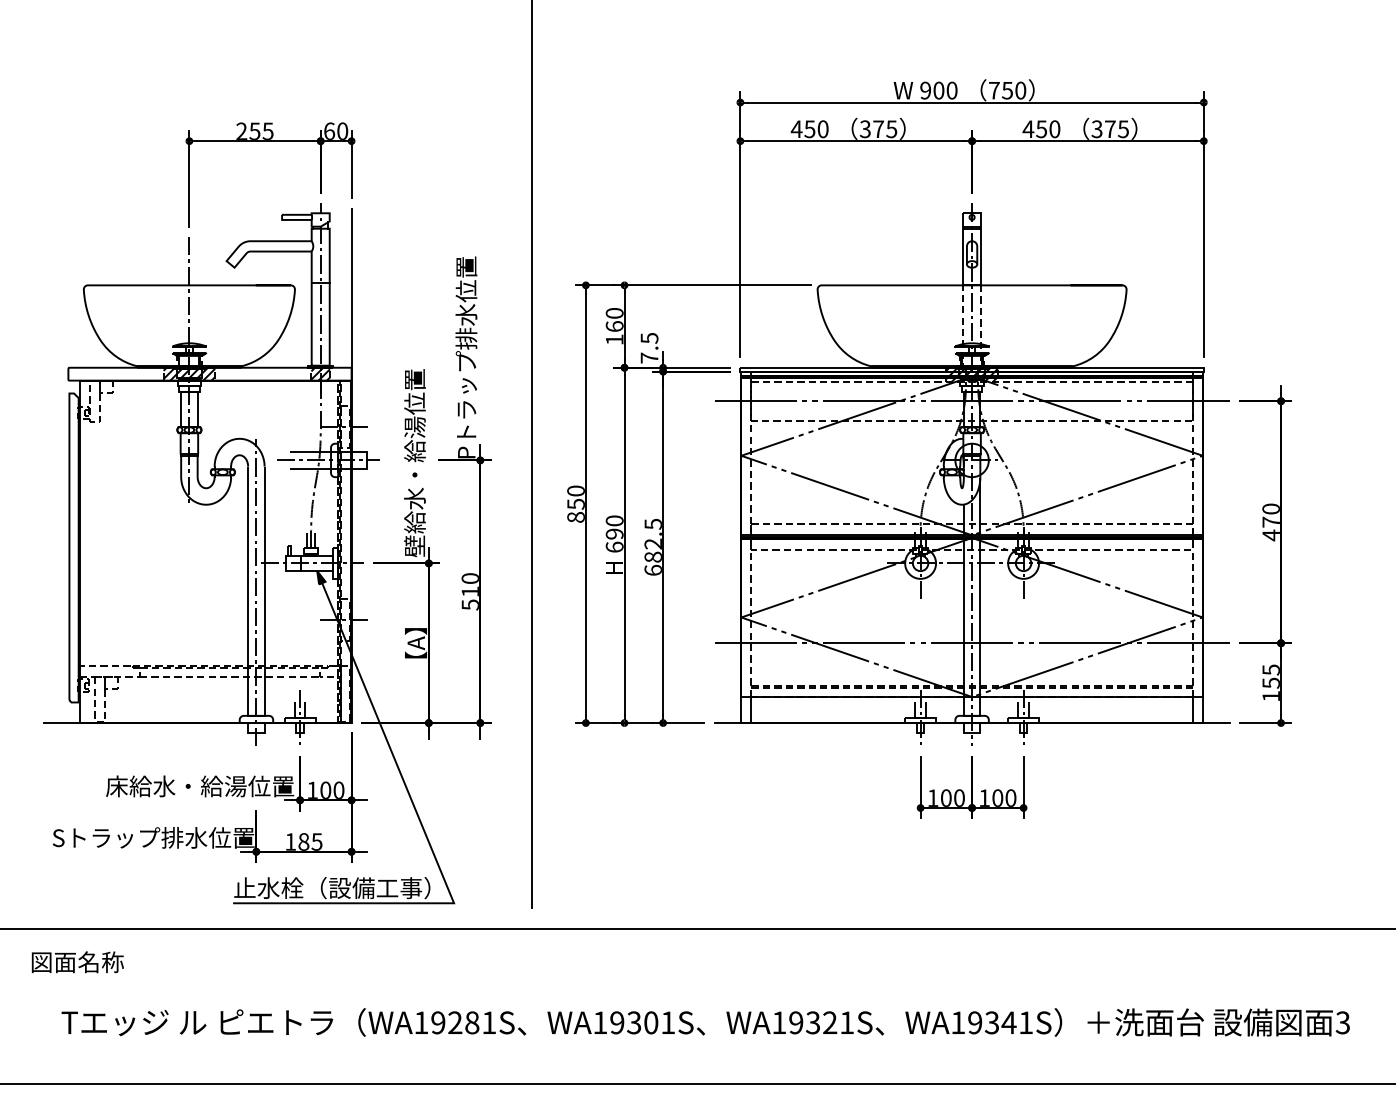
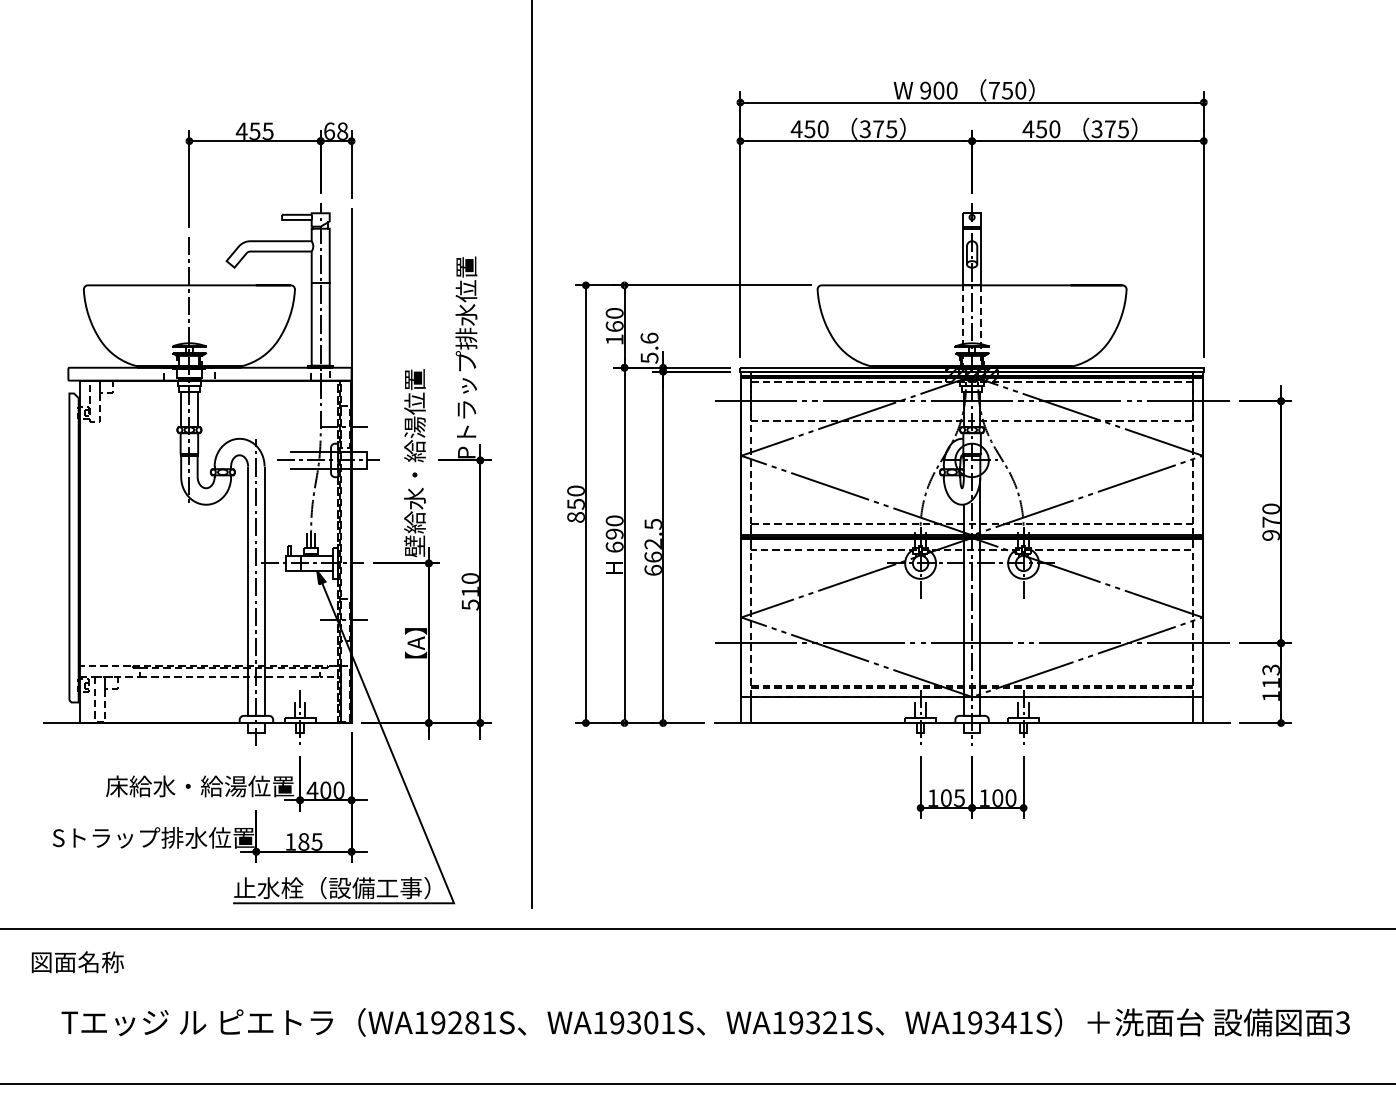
text: 255 -> 455 (241, 130)
text: 60 -> 68 (342, 131)
text: 7.5 -> 5.6 (649, 347)
hatch: present -> none (189, 373)
hatch: present -> none (320, 373)
text: 470 -> 970 (1270, 535)
text: 682.5 -> 662.5 (652, 556)
text: 155 -> 113 (1270, 676)
text: 100 -> 400 (312, 789)
text: 100 -> 105 (958, 797)
